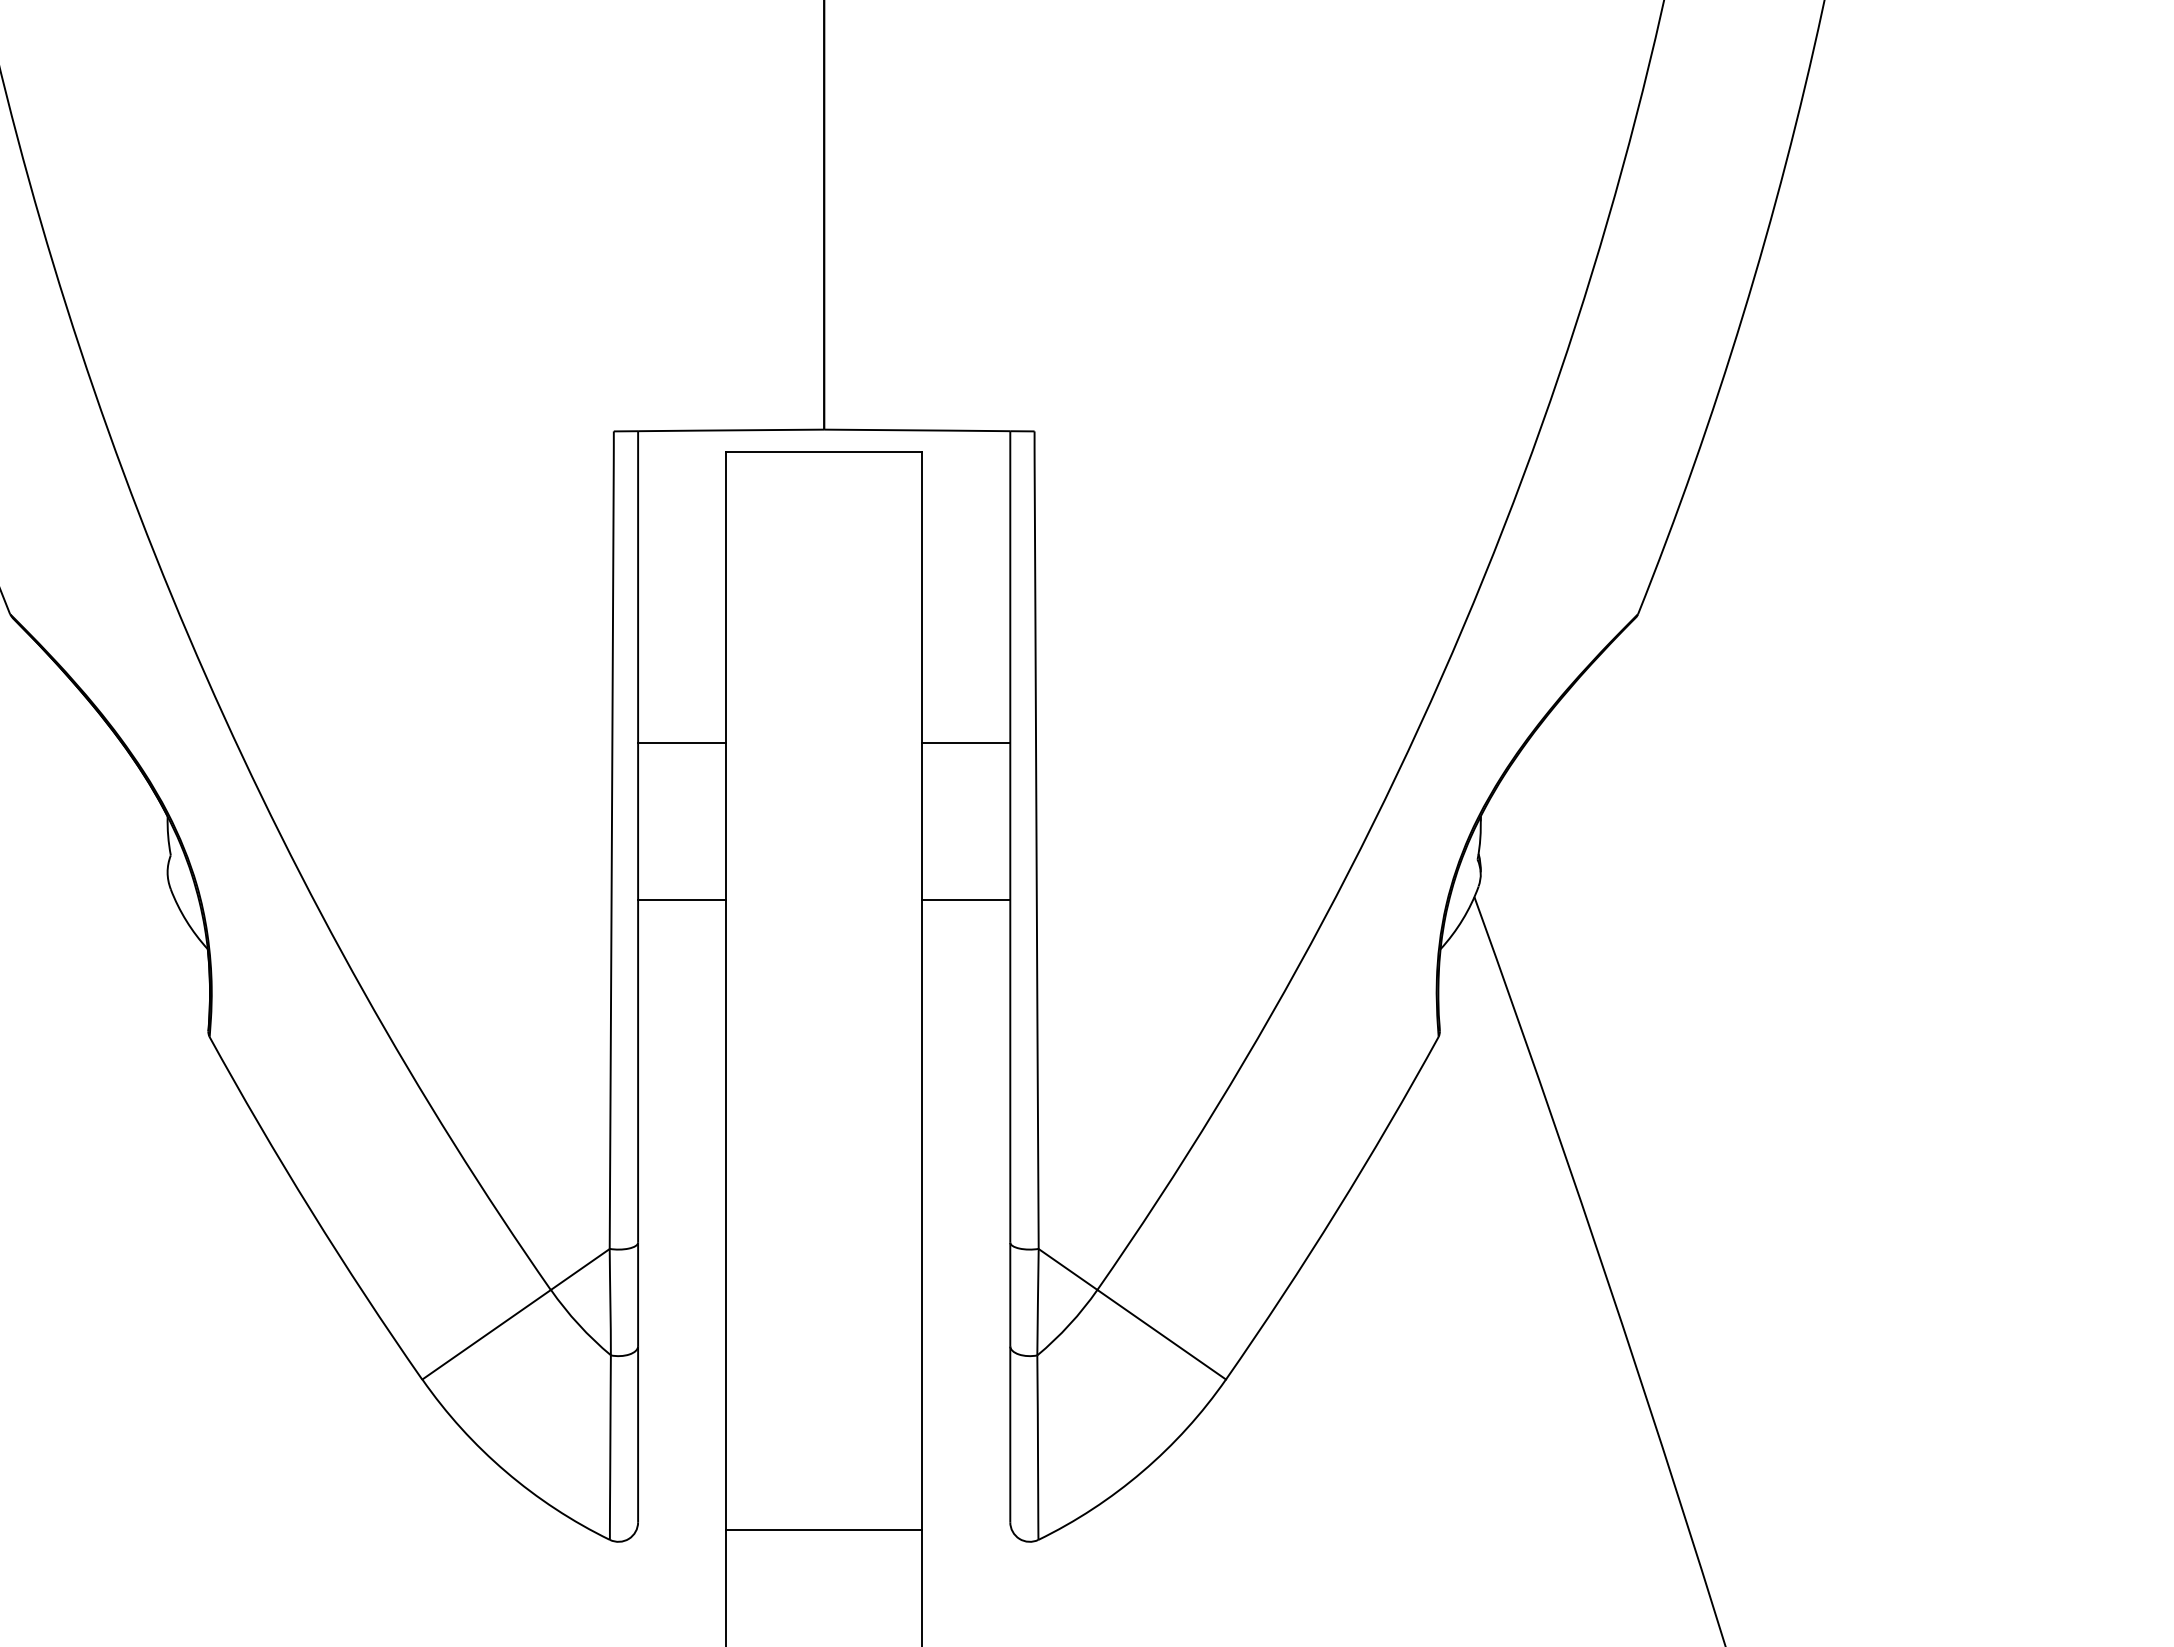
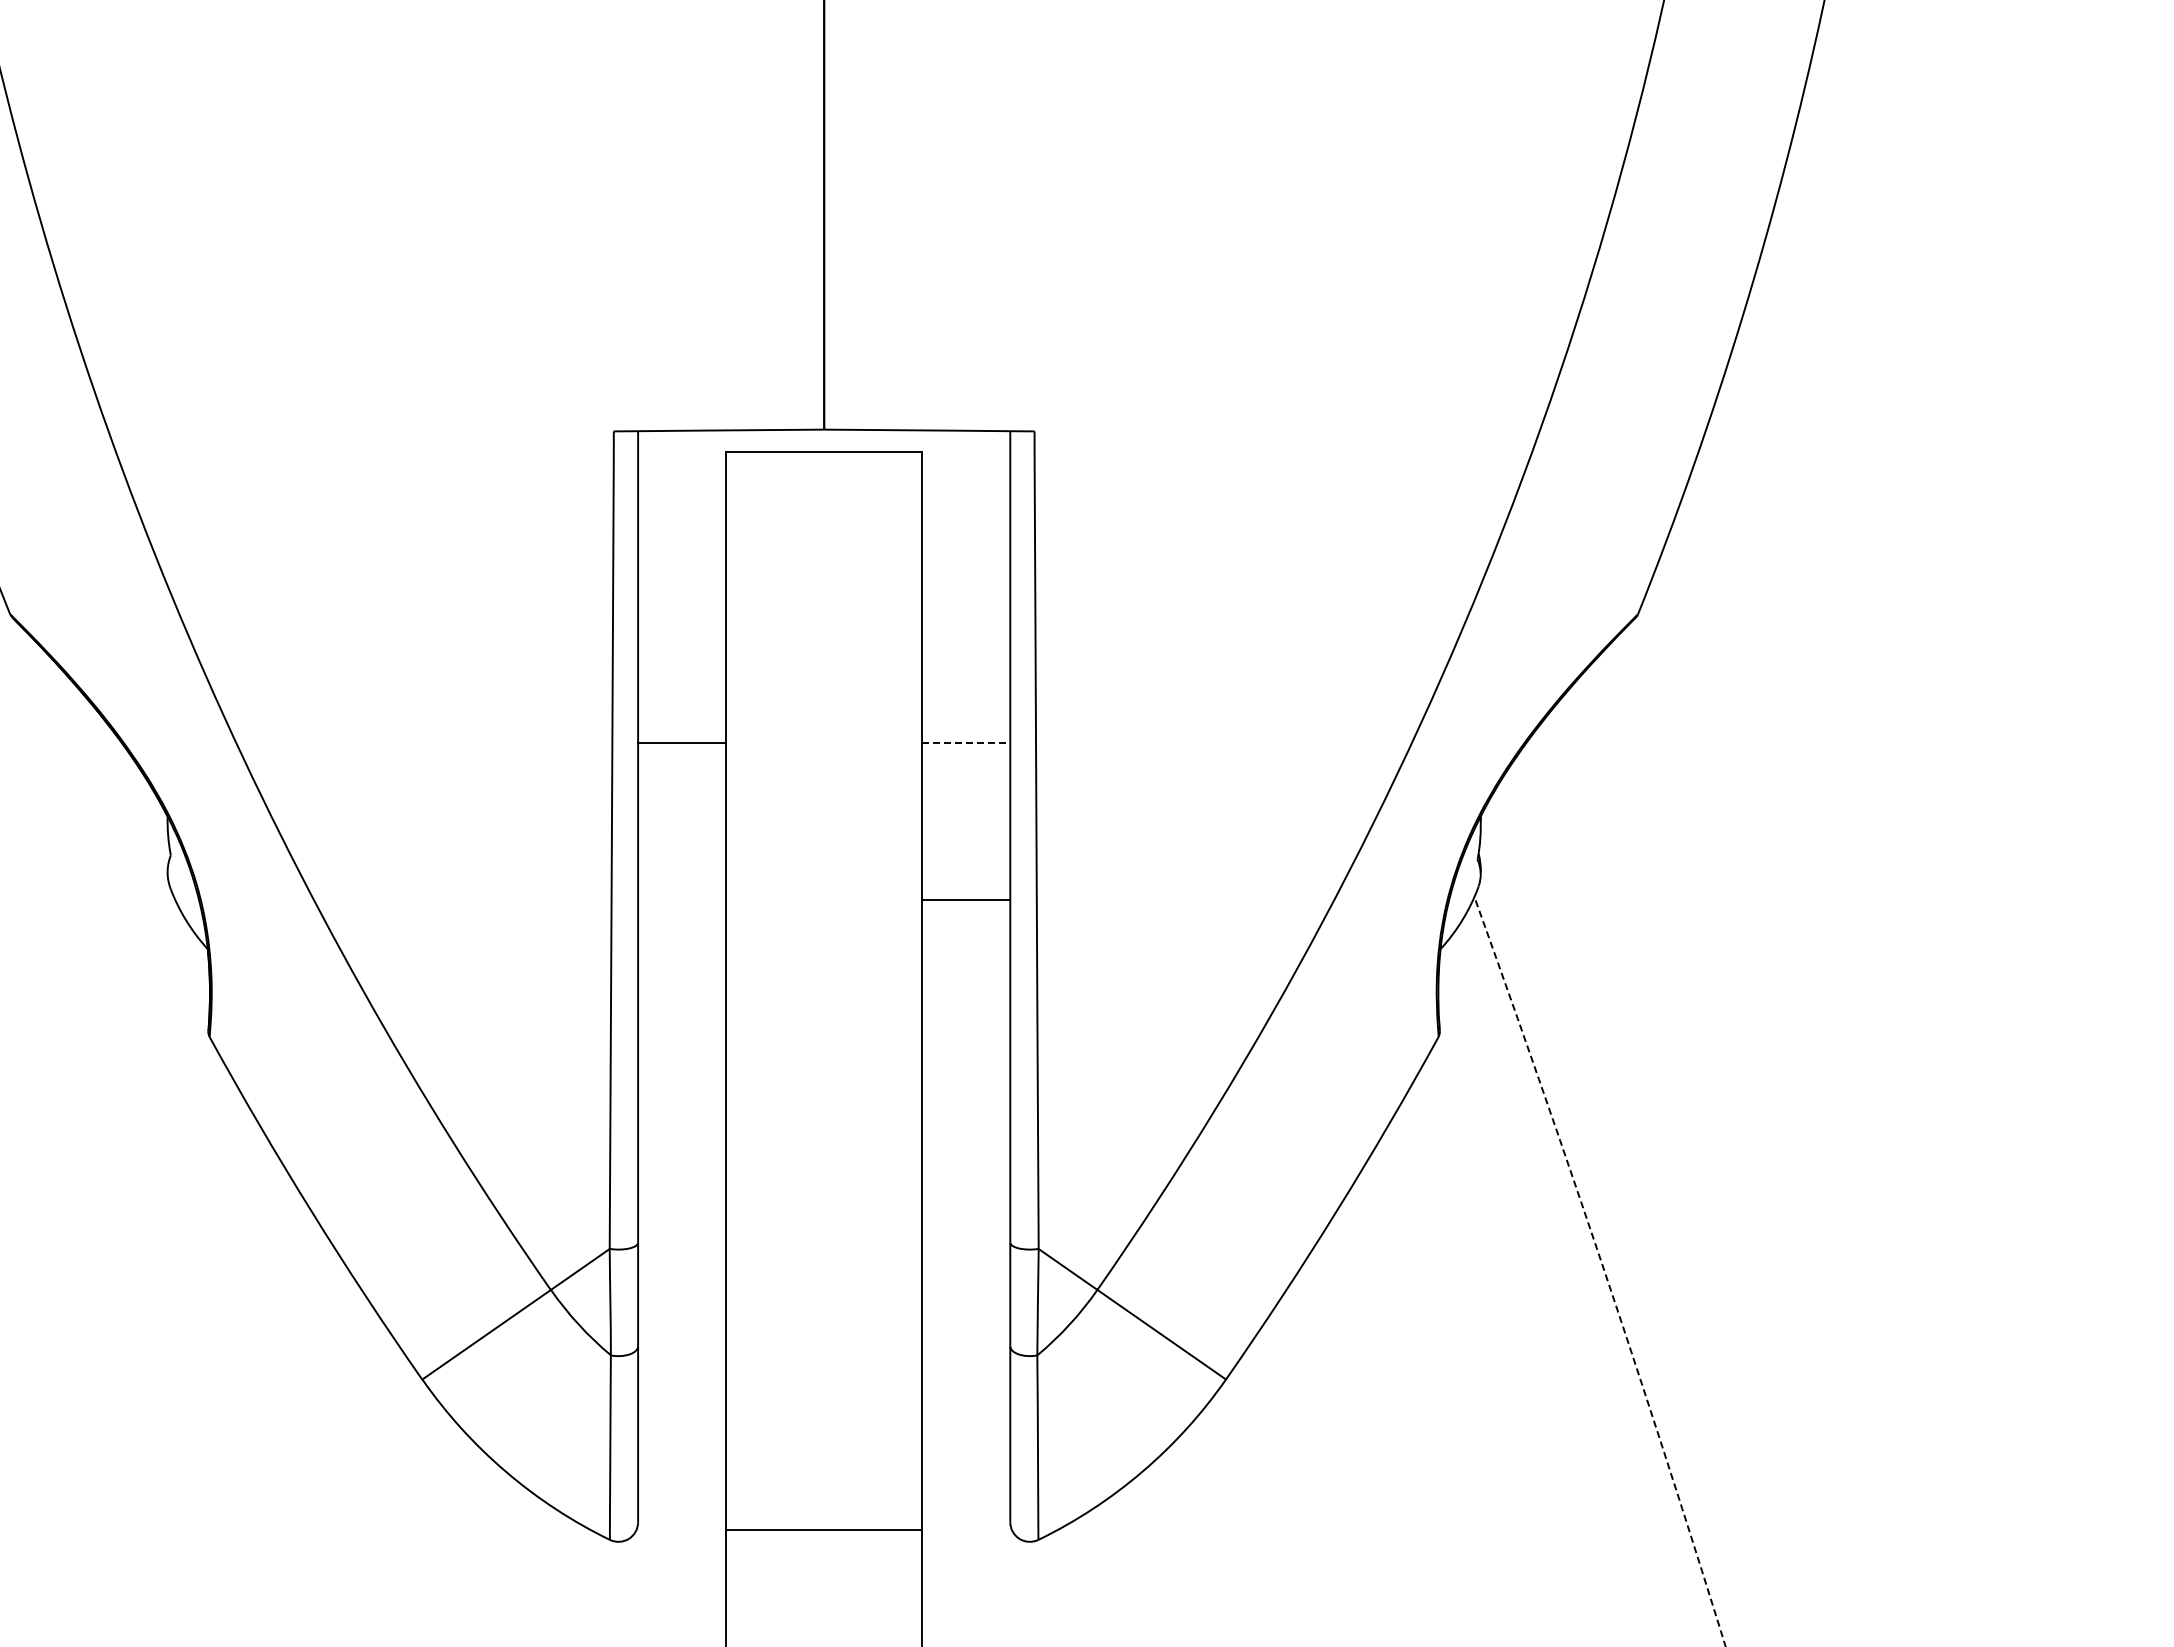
line: solid -> dashed (966, 743)
line: present -> none (682, 899)
arc: solid -> dashed (1603, 1269)
